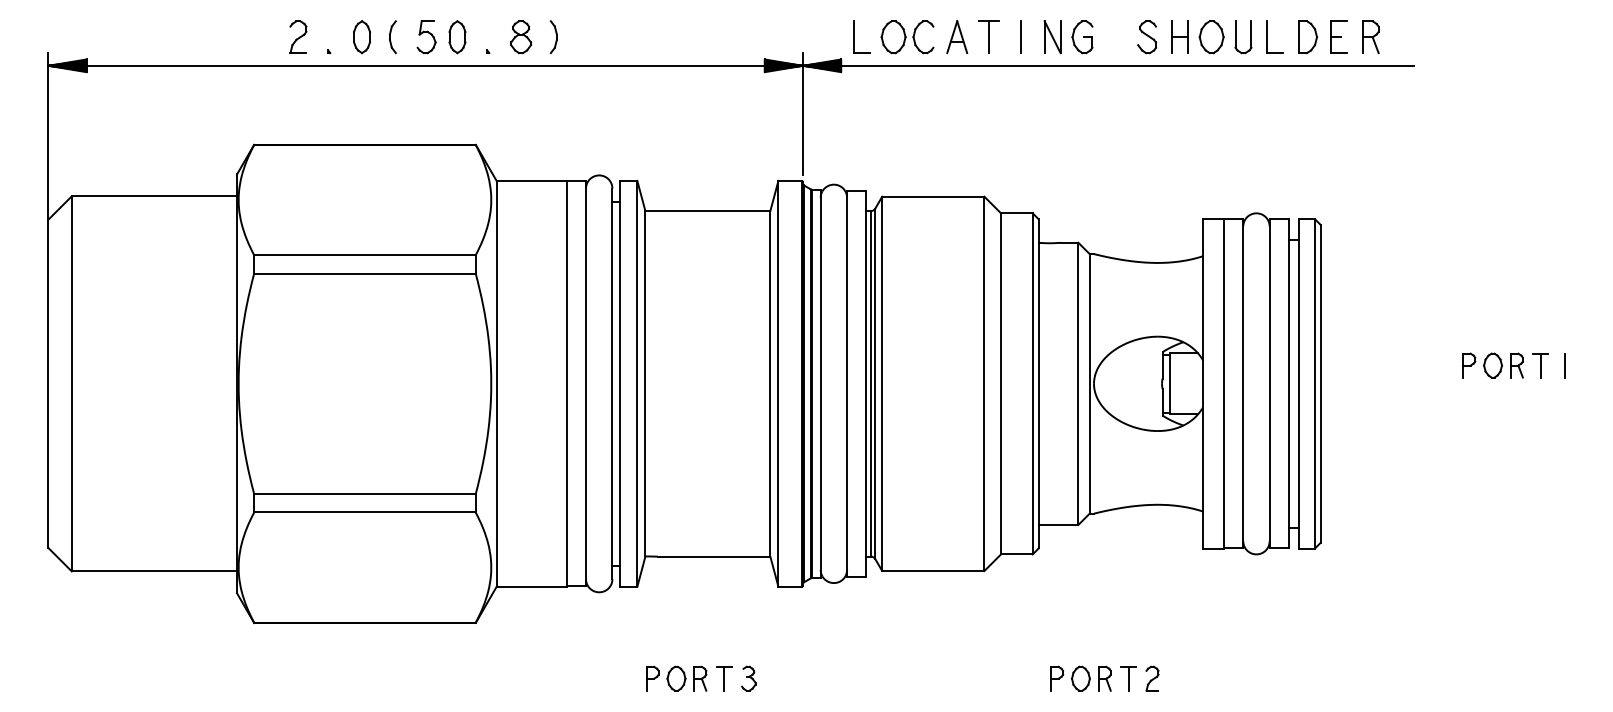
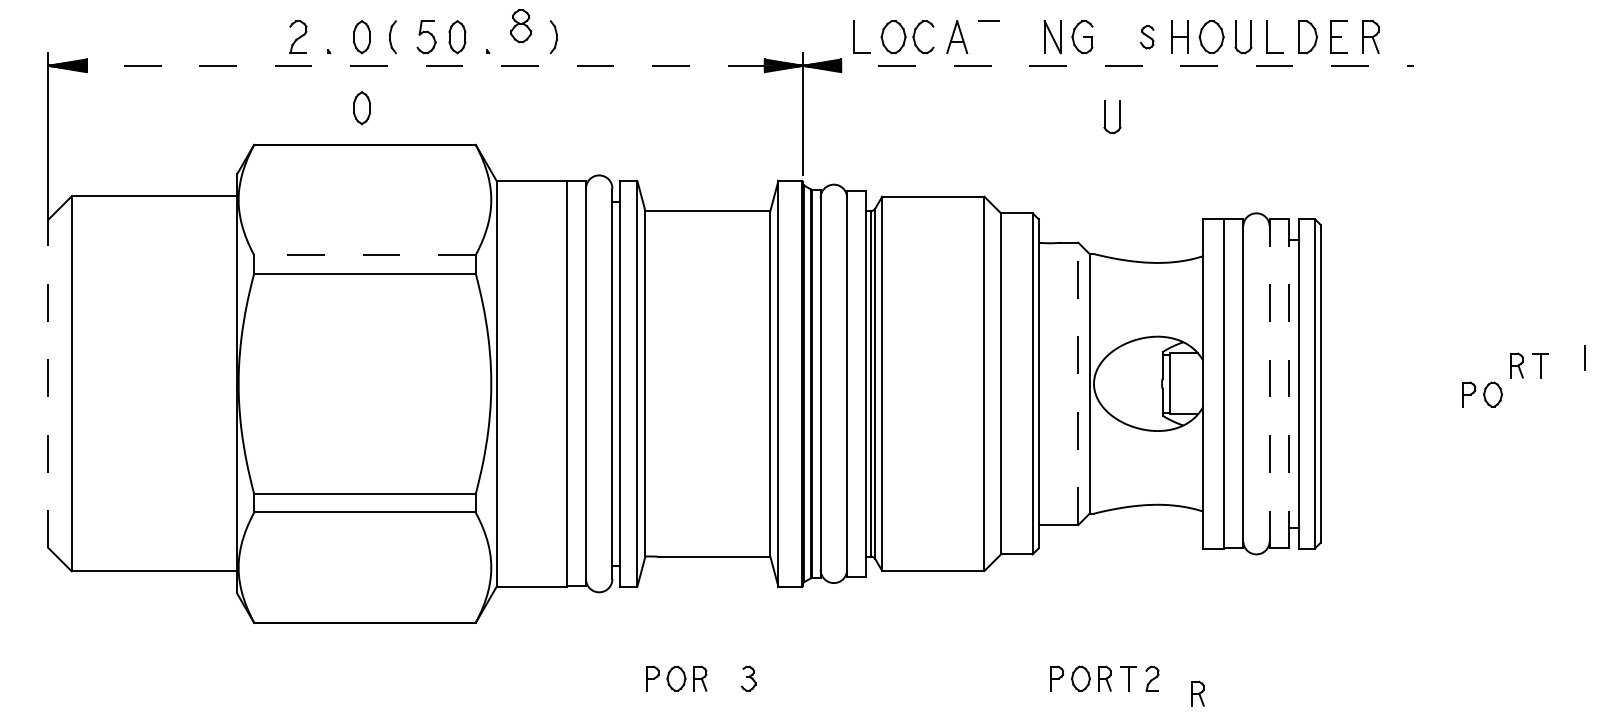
part position: (521, 37) -> (521, 26) (521, 26)
line: present -> none (989, 37)
line: present -> none (1020, 37)
part size: 21x35 px -> 16x25 px (1146, 37)
line: solid -> dashed (731, 65)
part: none -> present (361, 108)
part: none -> present (1105, 117)
line: solid -> dashed (364, 255)
part position: (1482, 365) -> (1482, 394) (1482, 394)
line position: (1564, 365) -> (1584, 357) (1584, 357)
line: solid -> dashed (48, 383)
line: solid -> dashed (1078, 383)
line: solid -> dashed (1269, 383)
line: solid -> dashed (1288, 383)
part: present -> none (724, 678)
part: none -> present (1197, 693)
